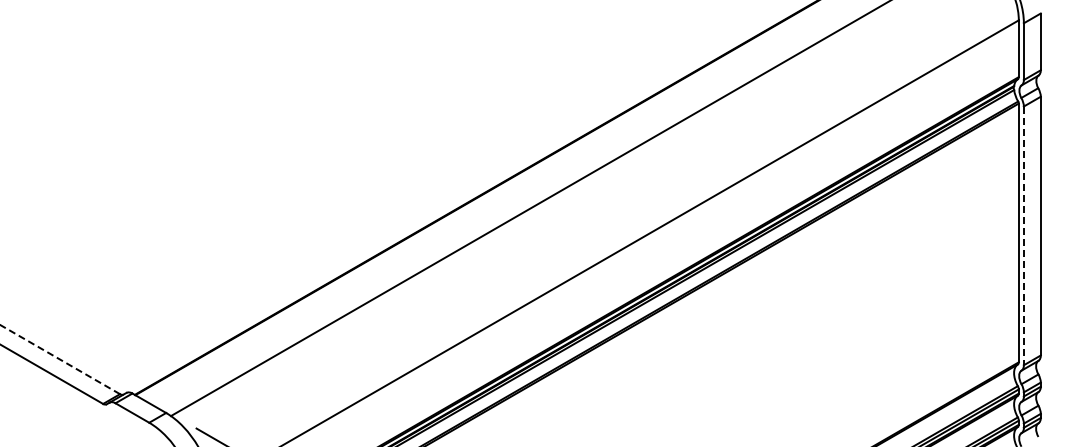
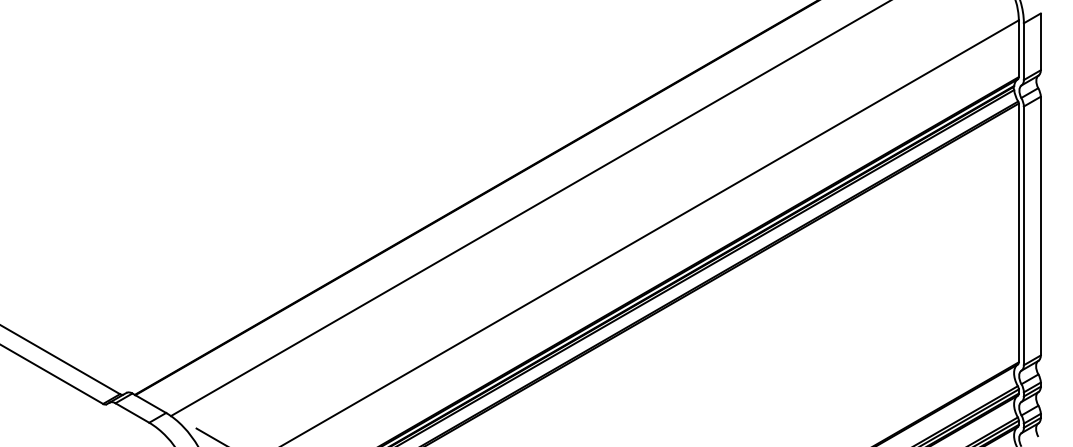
line: dashed -> solid (1023, 236)
line: dashed -> solid (60, 359)
